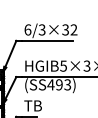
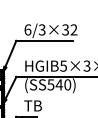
text: (SS493) -> (SS540) (59, 84)
